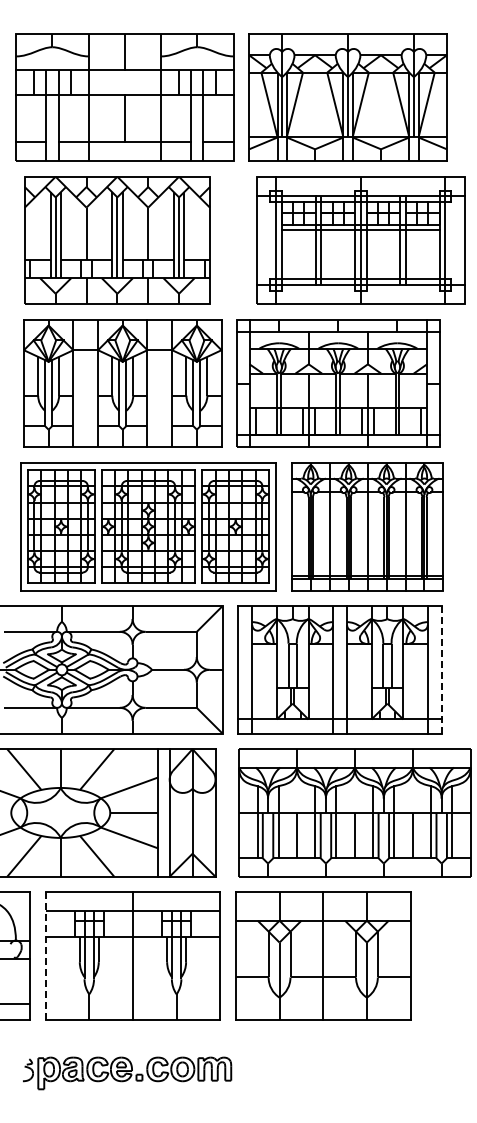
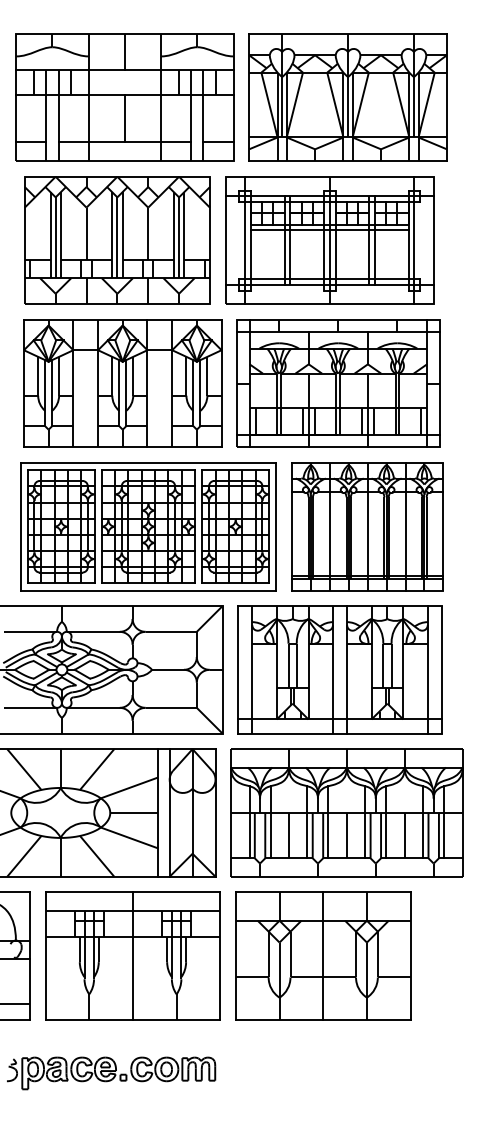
part position: (360, 240) -> (329, 240) (329, 240)
line: dashed -> solid (441, 669)
part position: (354, 812) -> (346, 812) (346, 812)
line: dashed -> solid (45, 956)
part position: (127, 1073) -> (111, 1073) (111, 1073)
